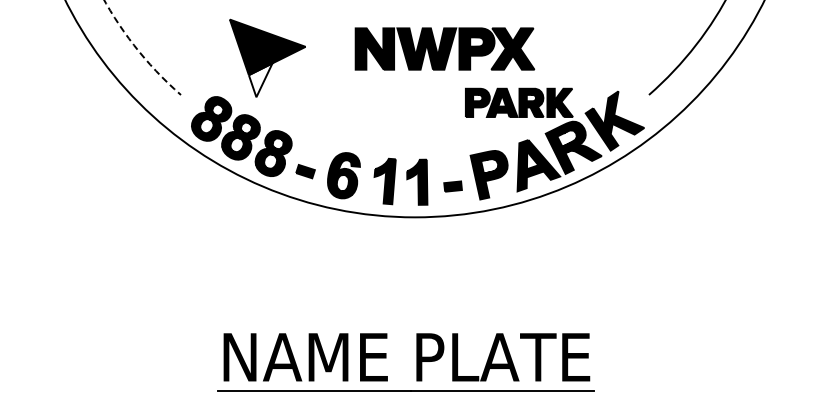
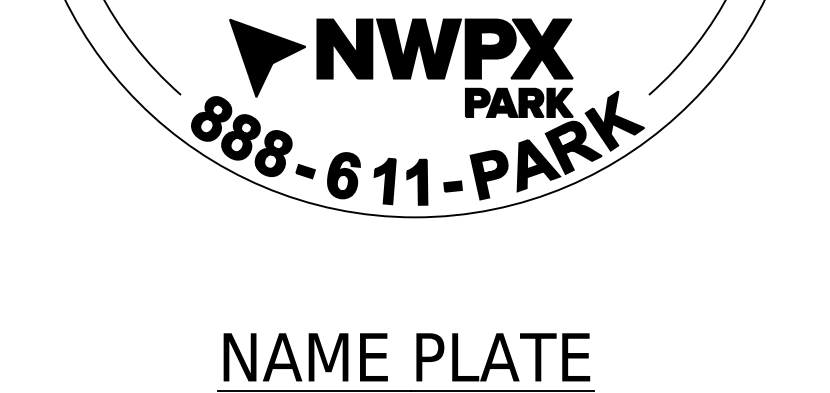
part size: 182x44 px -> 258x62 px (444, 48)
arc: dashed -> solid (139, 51)
fill: none -> present (260, 80)
